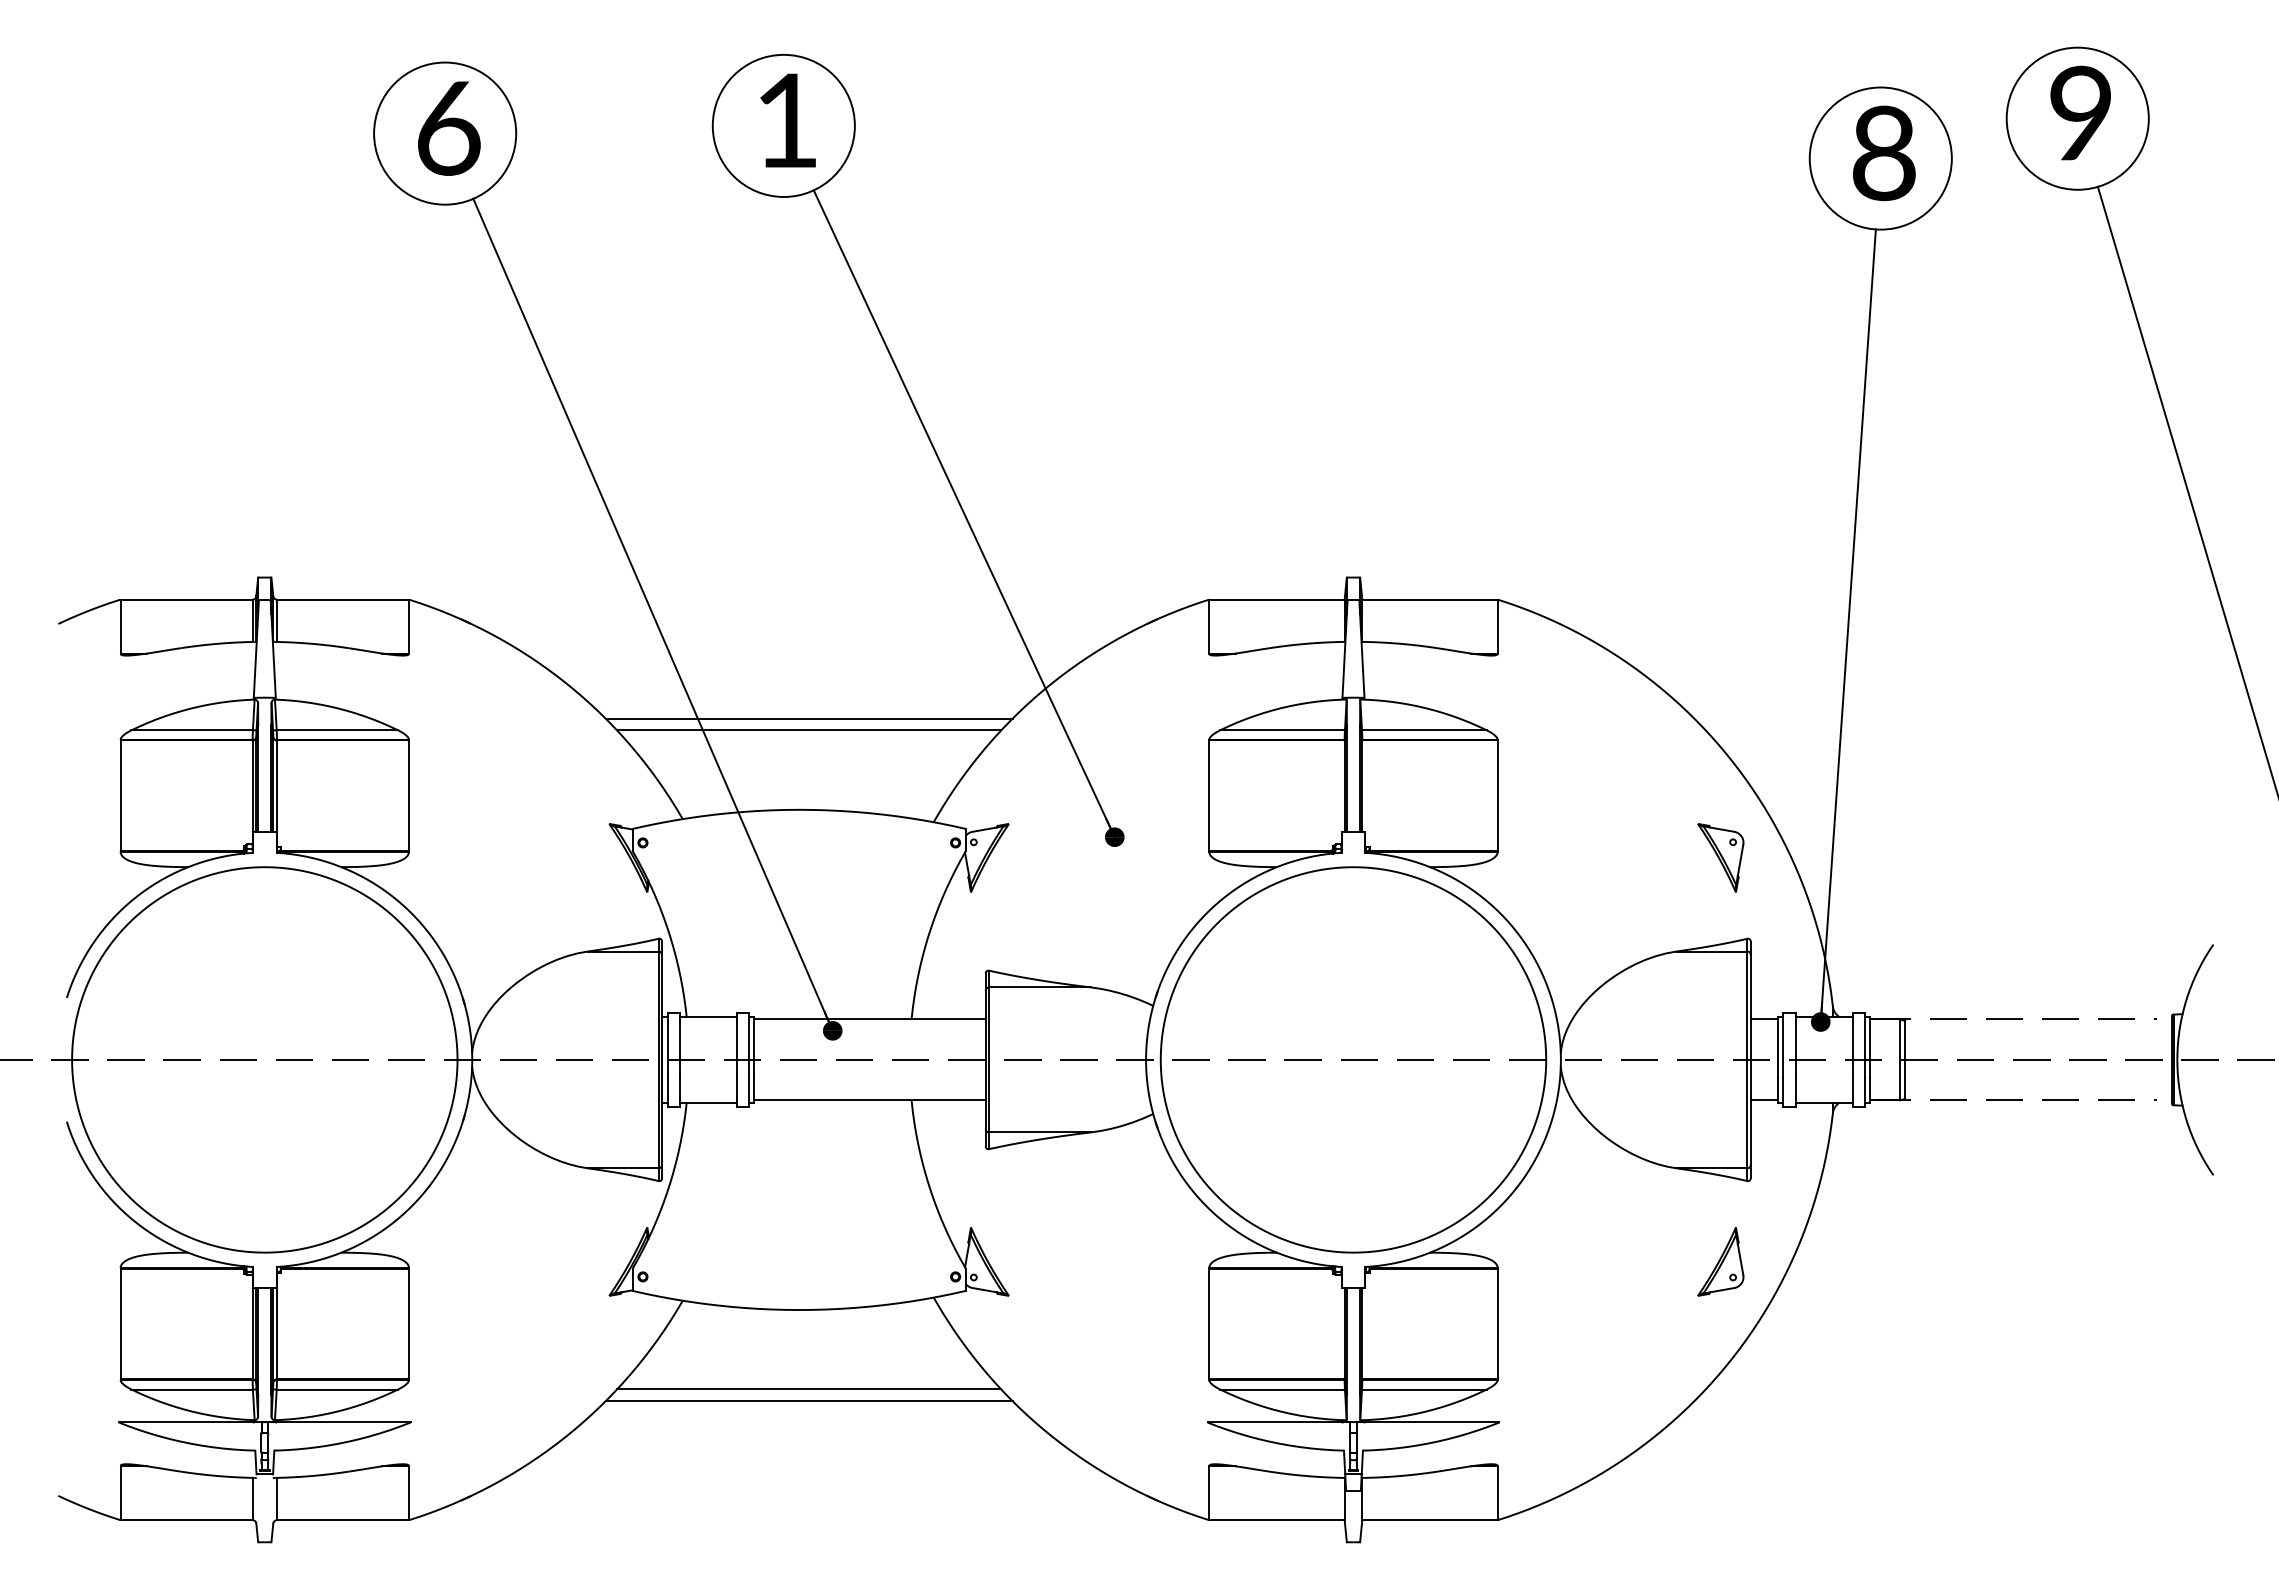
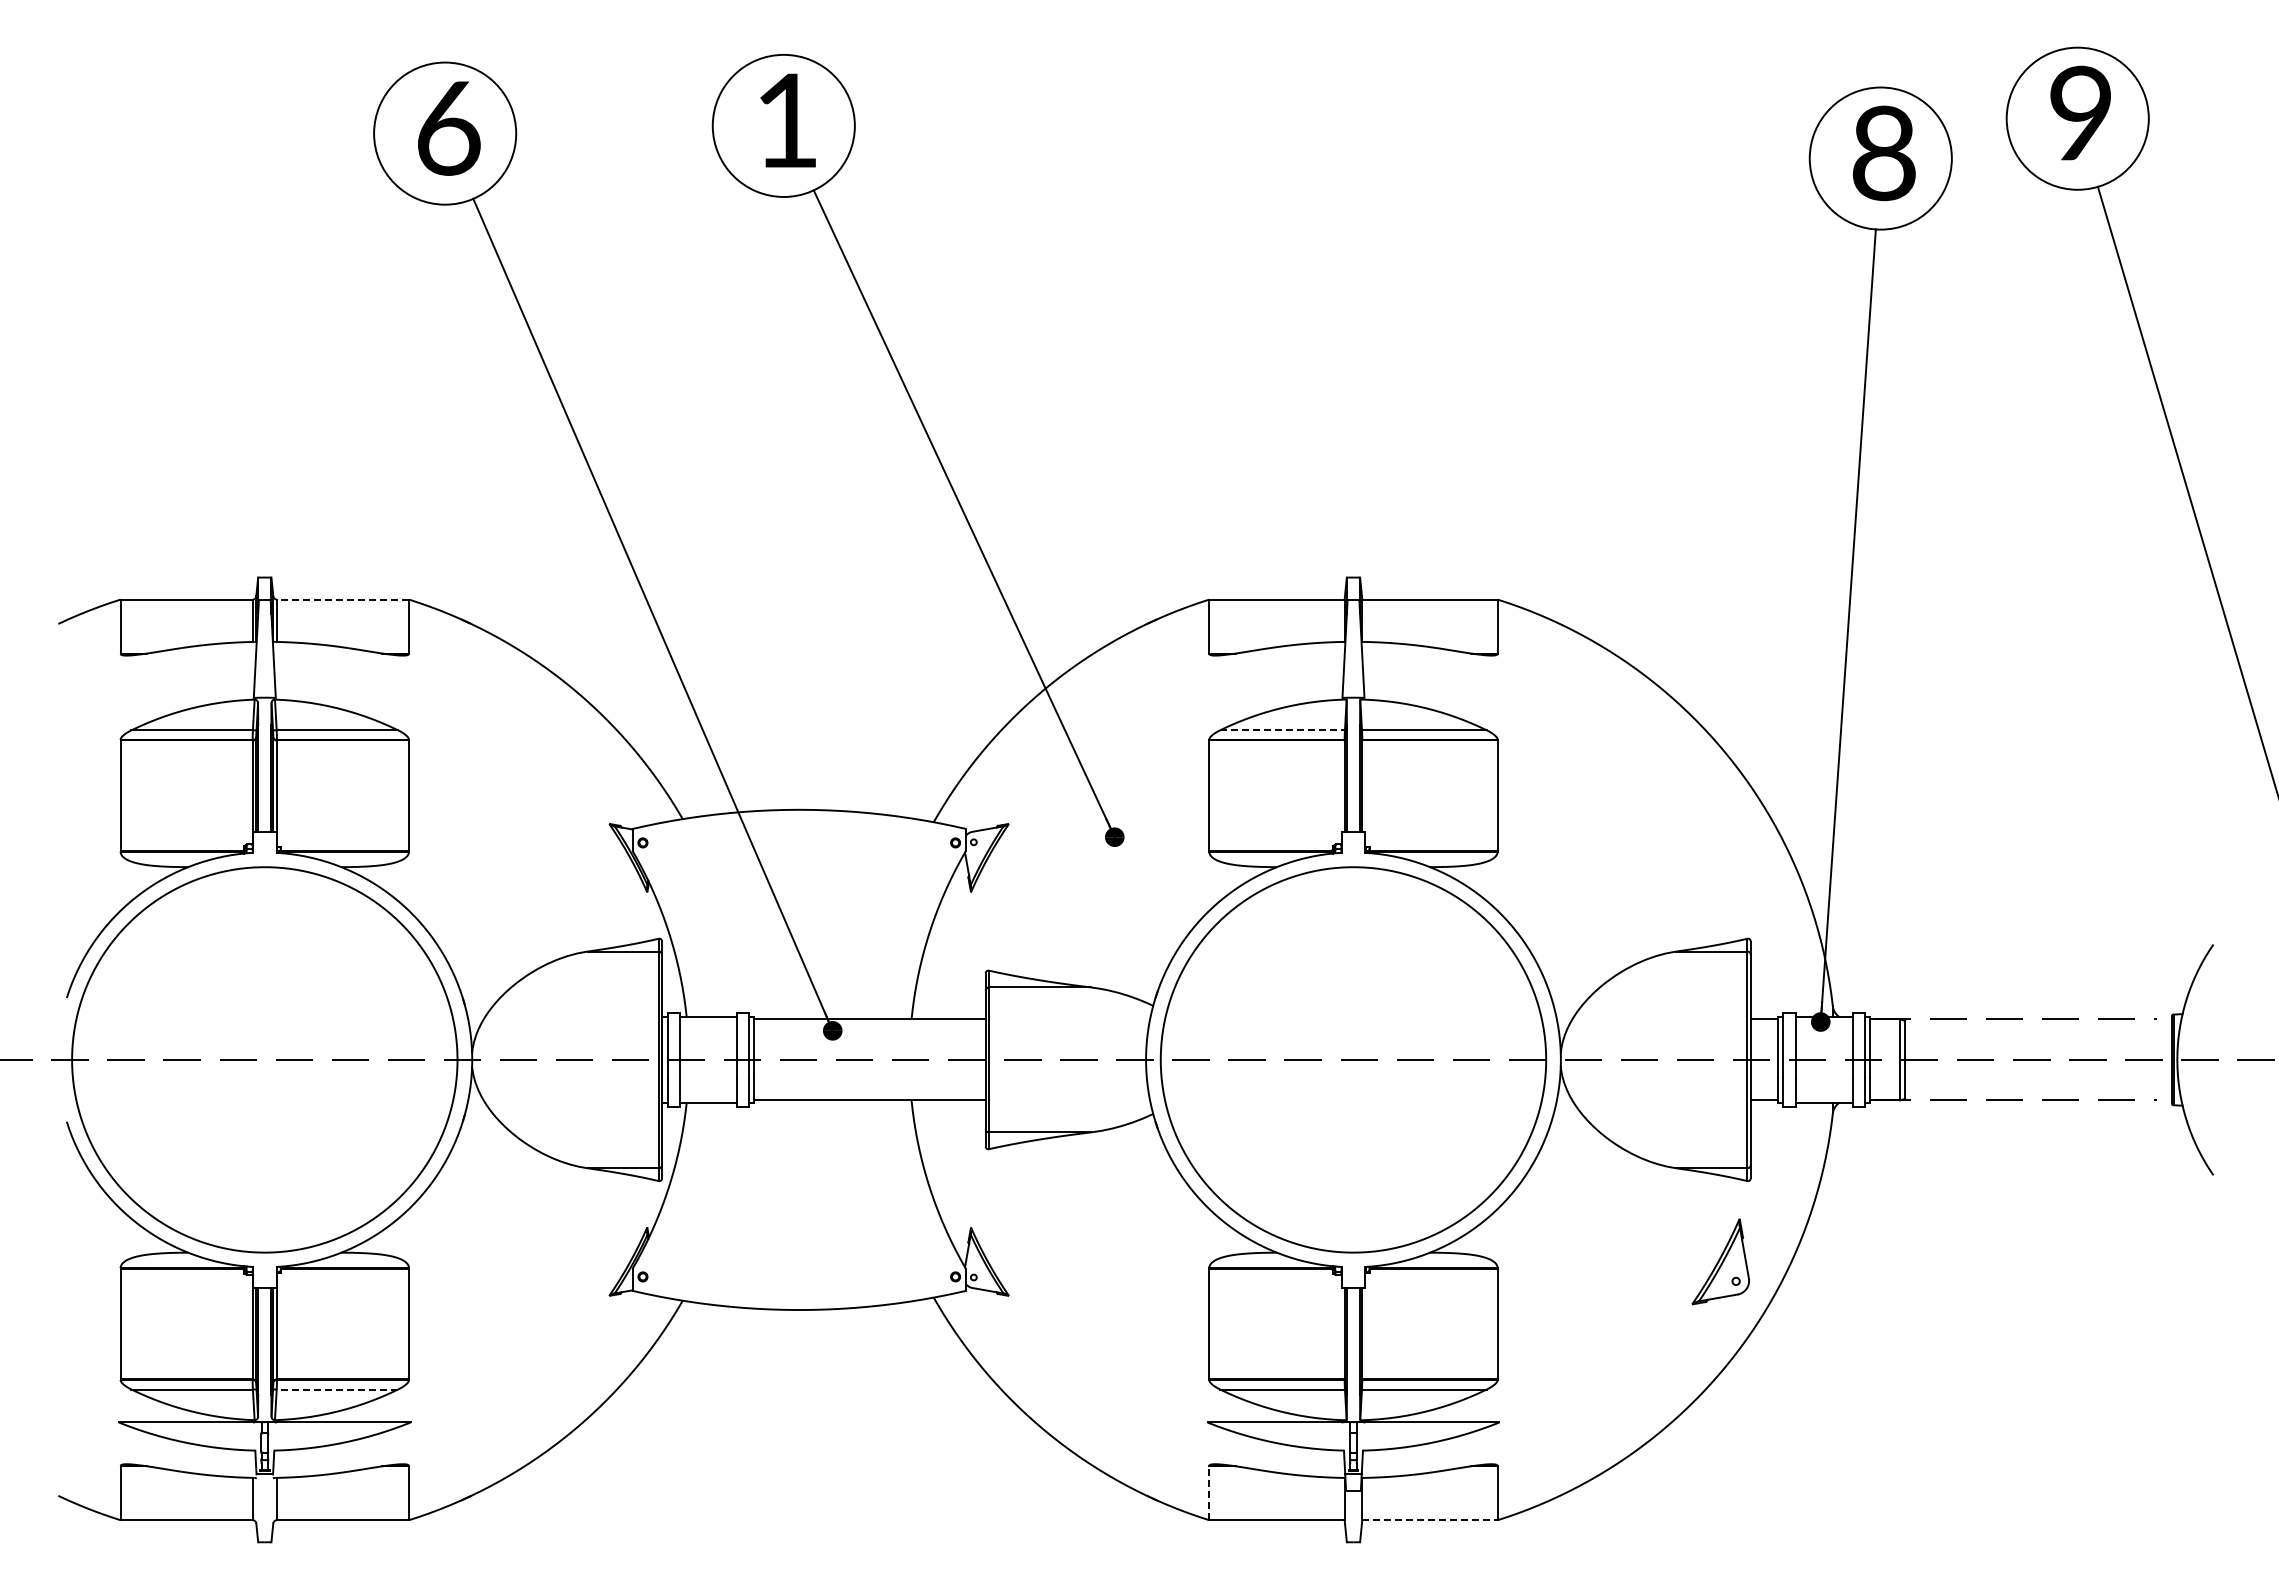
line: solid -> dashed (342, 599)
line: present -> none (808, 718)
line: present -> none (809, 730)
line: solid -> dashed (1283, 730)
part: present -> none (1720, 857)
part size: 48x70 px -> 59x88 px (1720, 1261)
line: solid -> dashed (337, 1389)
line: present -> none (809, 1389)
line: present -> none (808, 1401)
line: solid -> dashed (1209, 1493)
line: solid -> dashed (1430, 1520)
